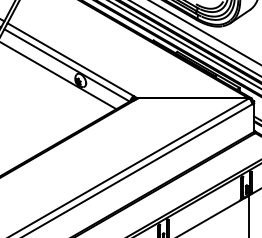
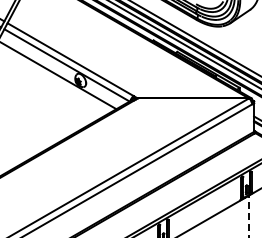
line: present -> none (205, 32)
line: solid -> dashed (248, 216)
